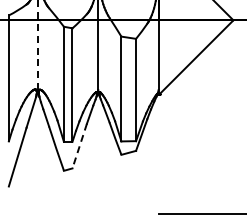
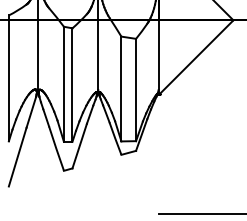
line: dashed -> solid (37, 45)
line: dashed -> solid (79, 146)
